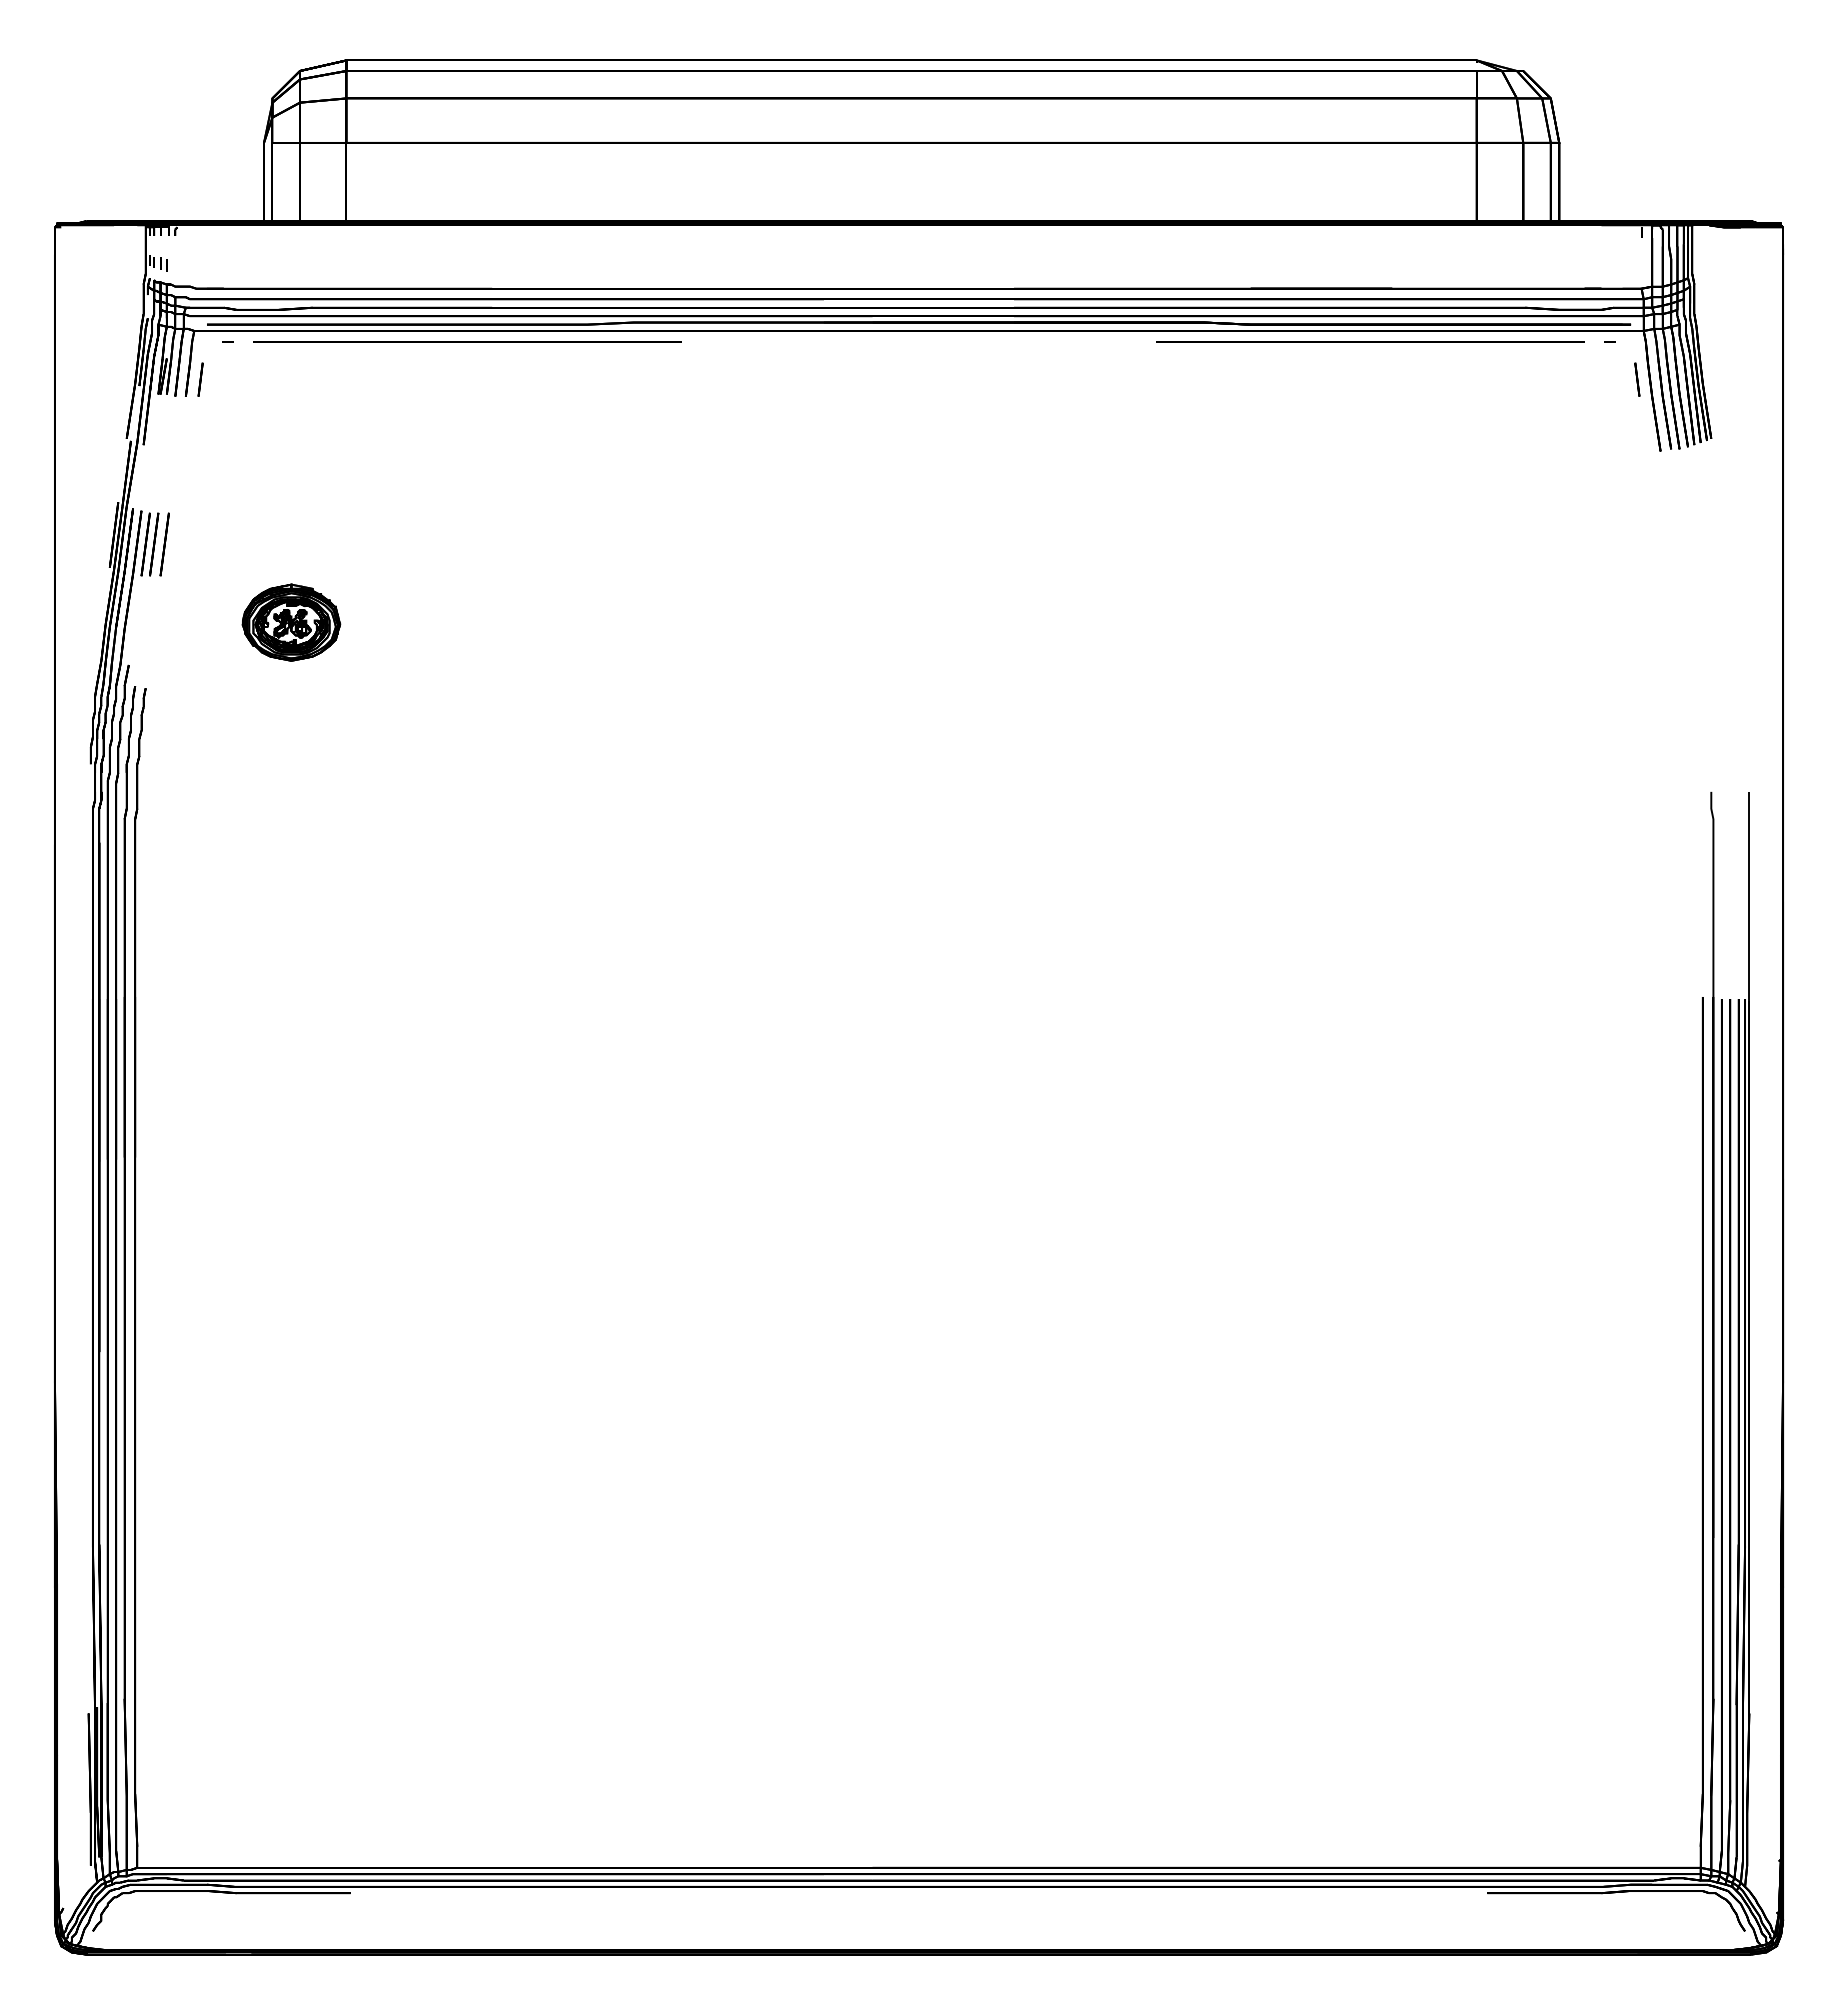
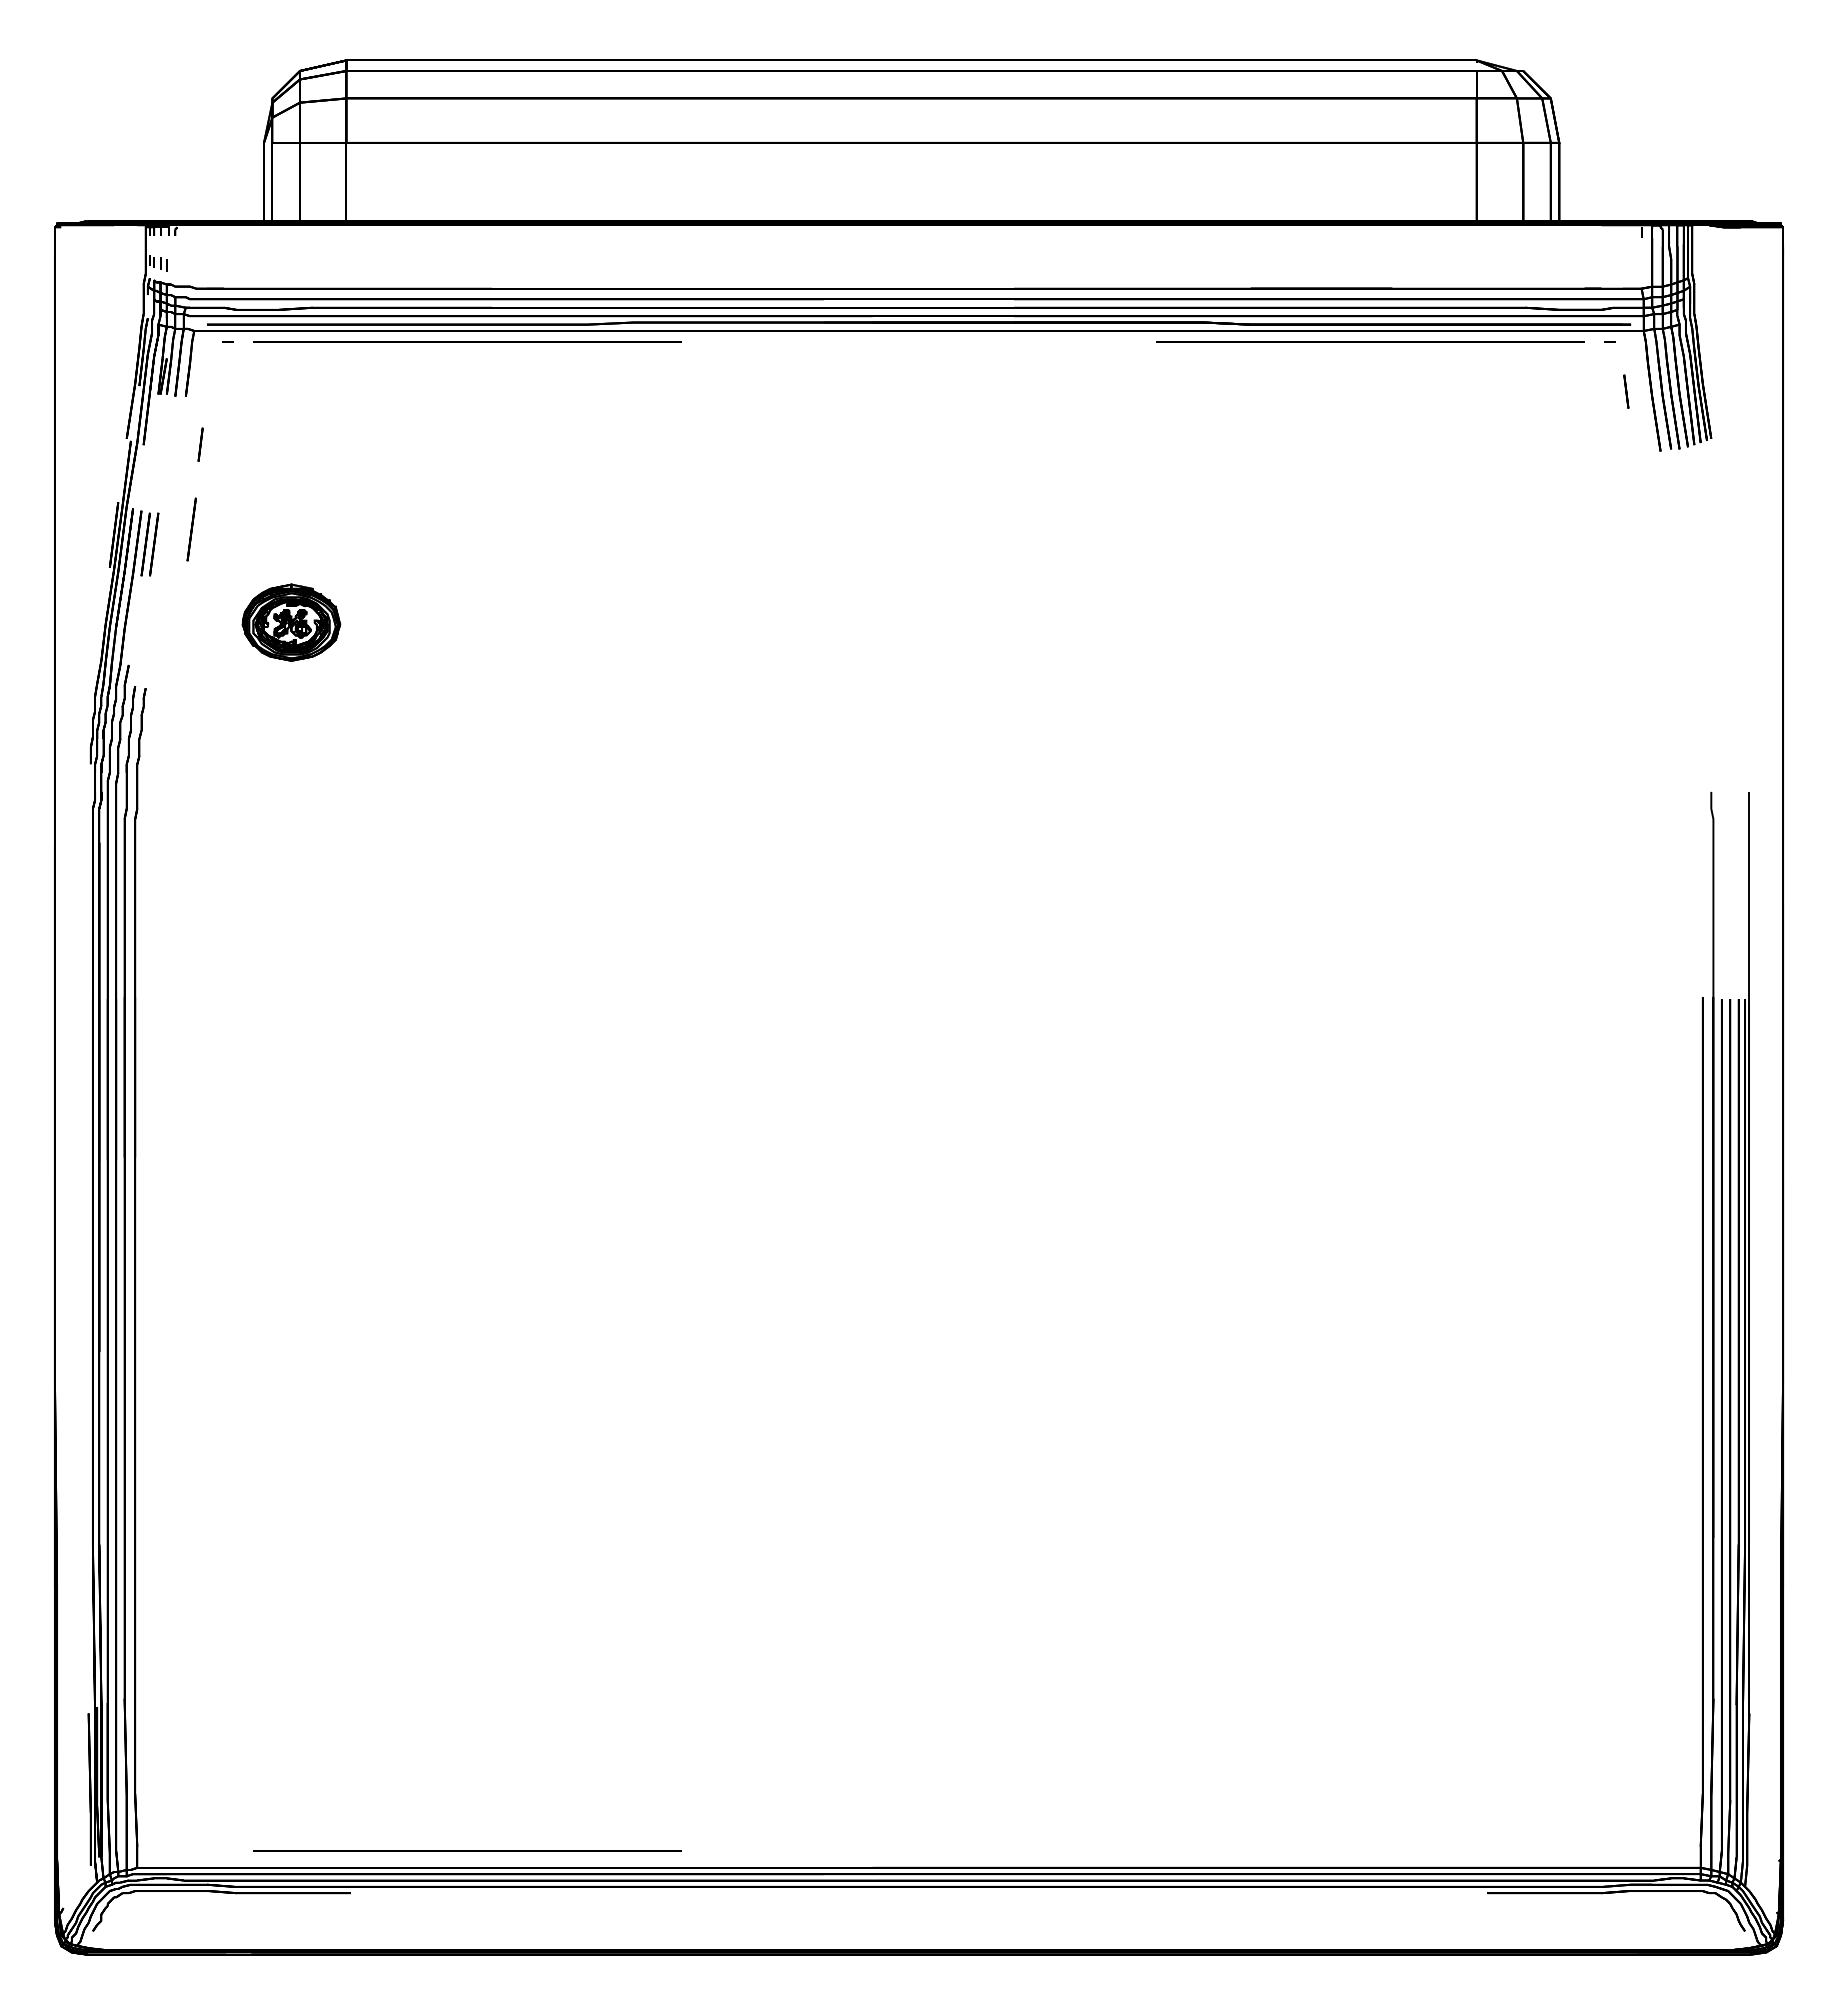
line position: (200, 379) -> (200, 444) (200, 444)
line position: (1637, 379) -> (1626, 391) (1626, 391)
line position: (164, 544) -> (191, 529) (191, 529)
line: none -> present (467, 1850)
